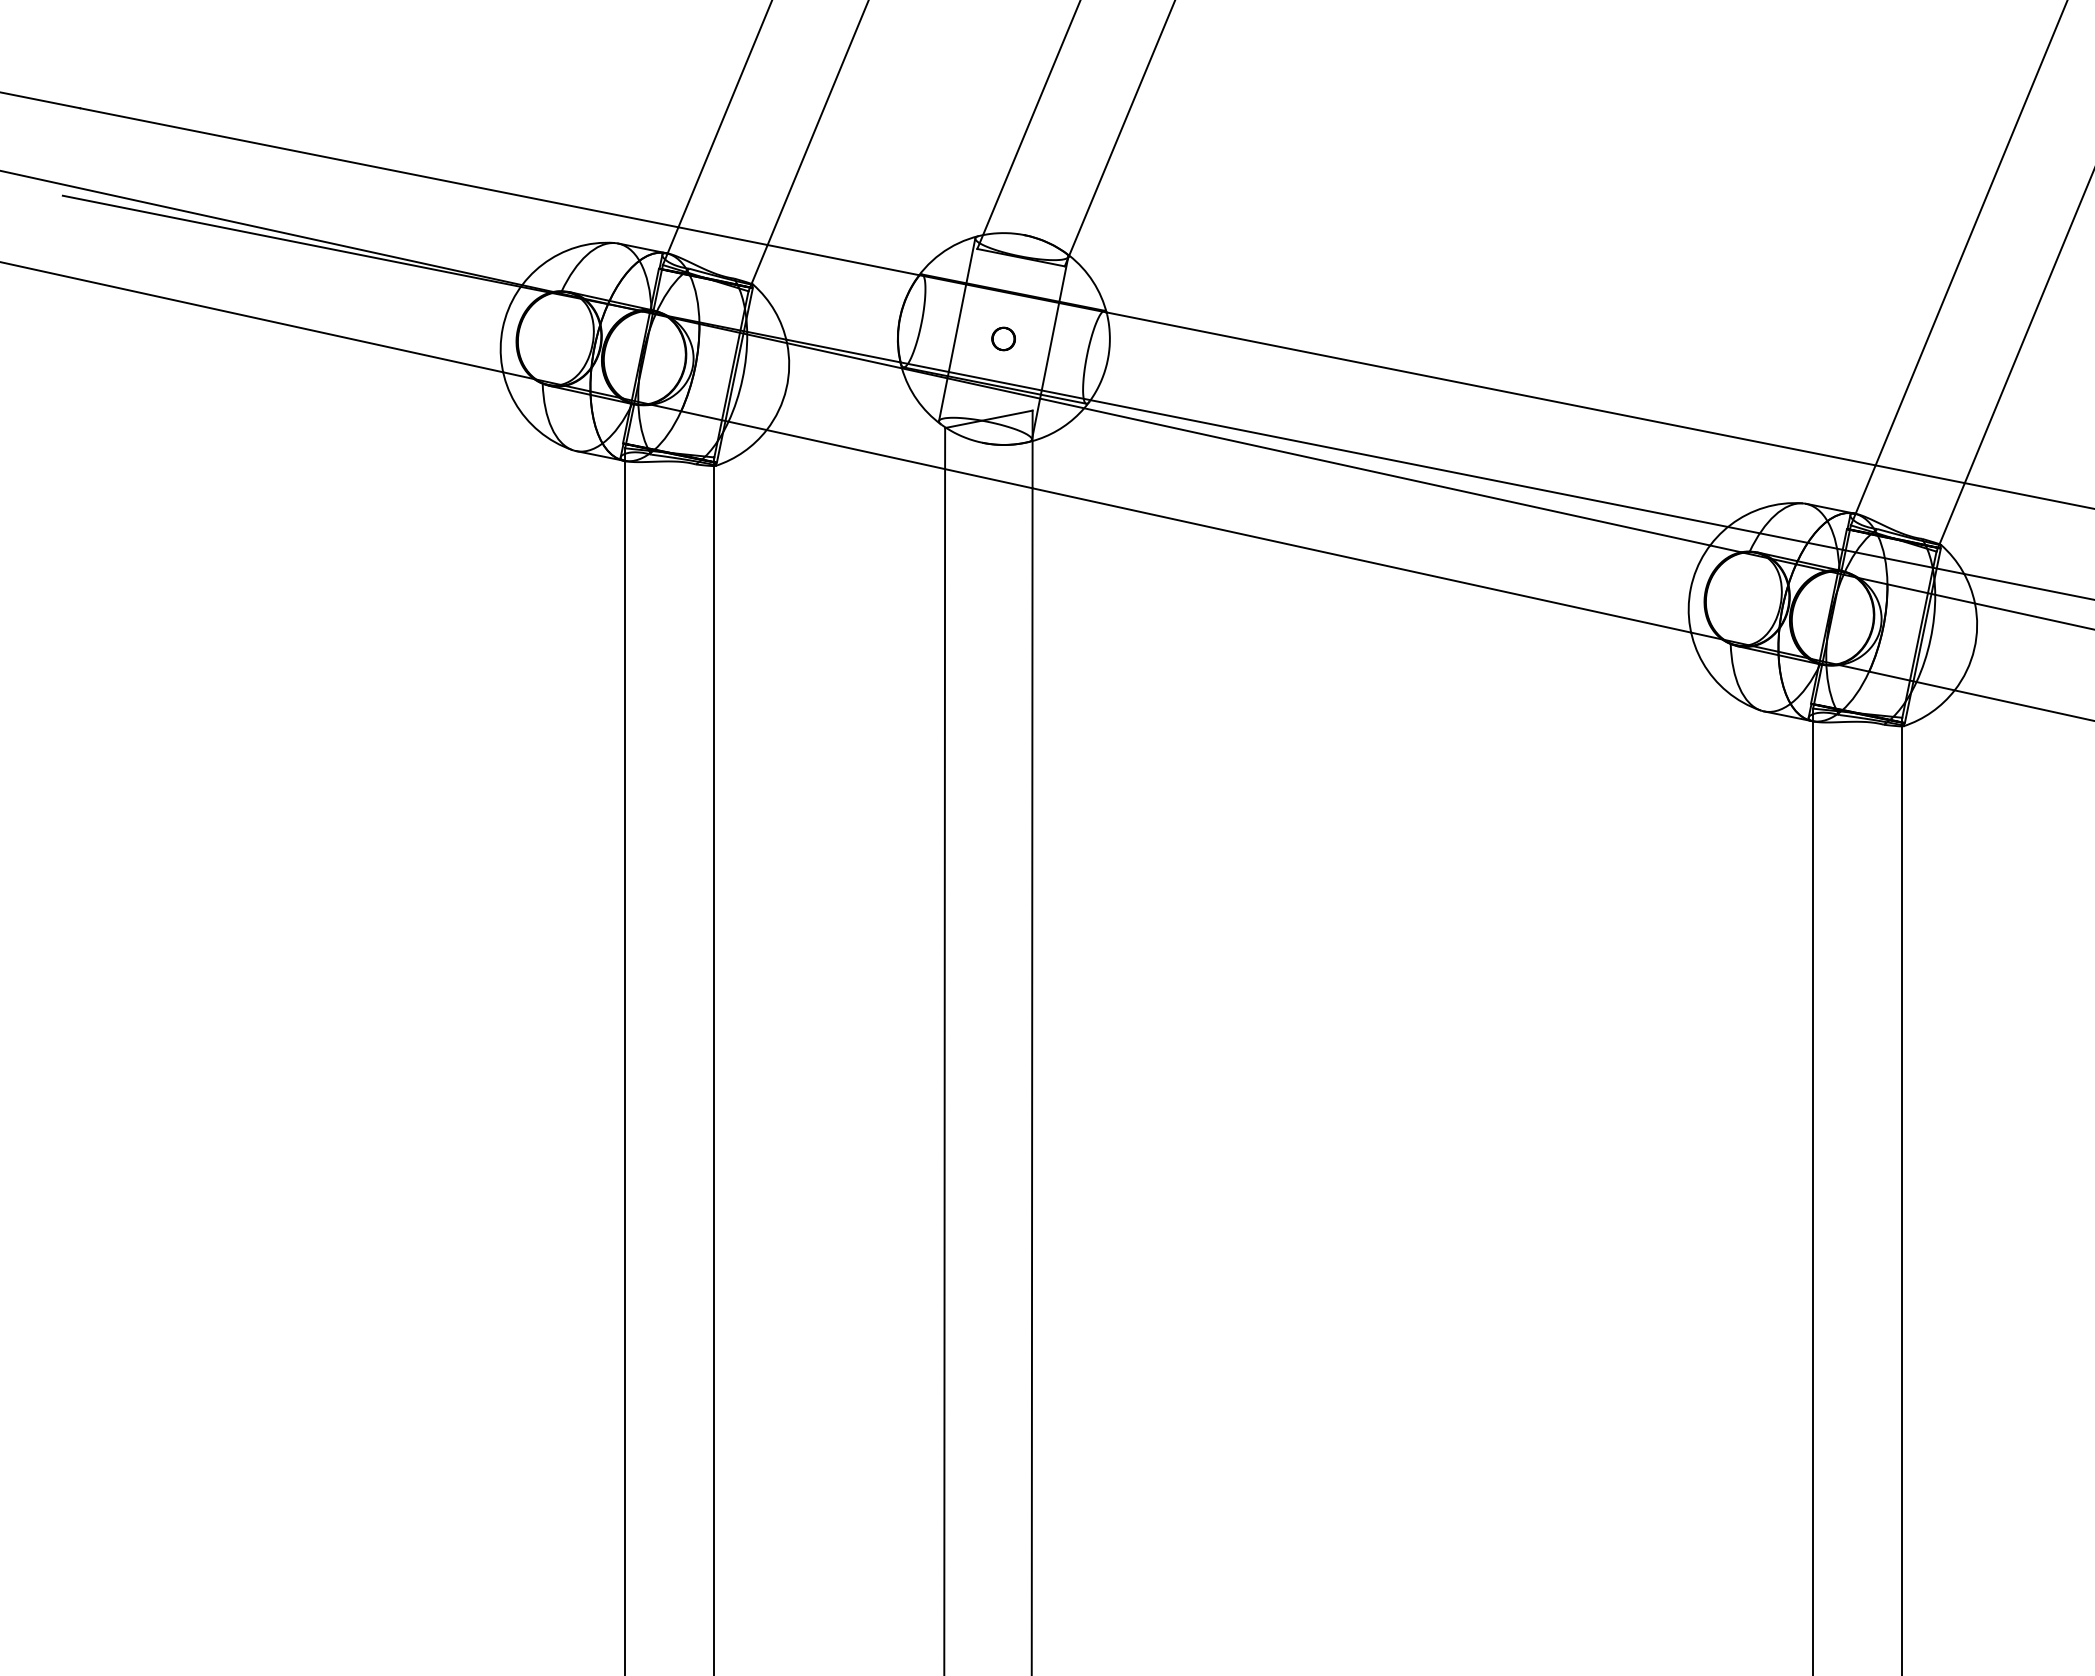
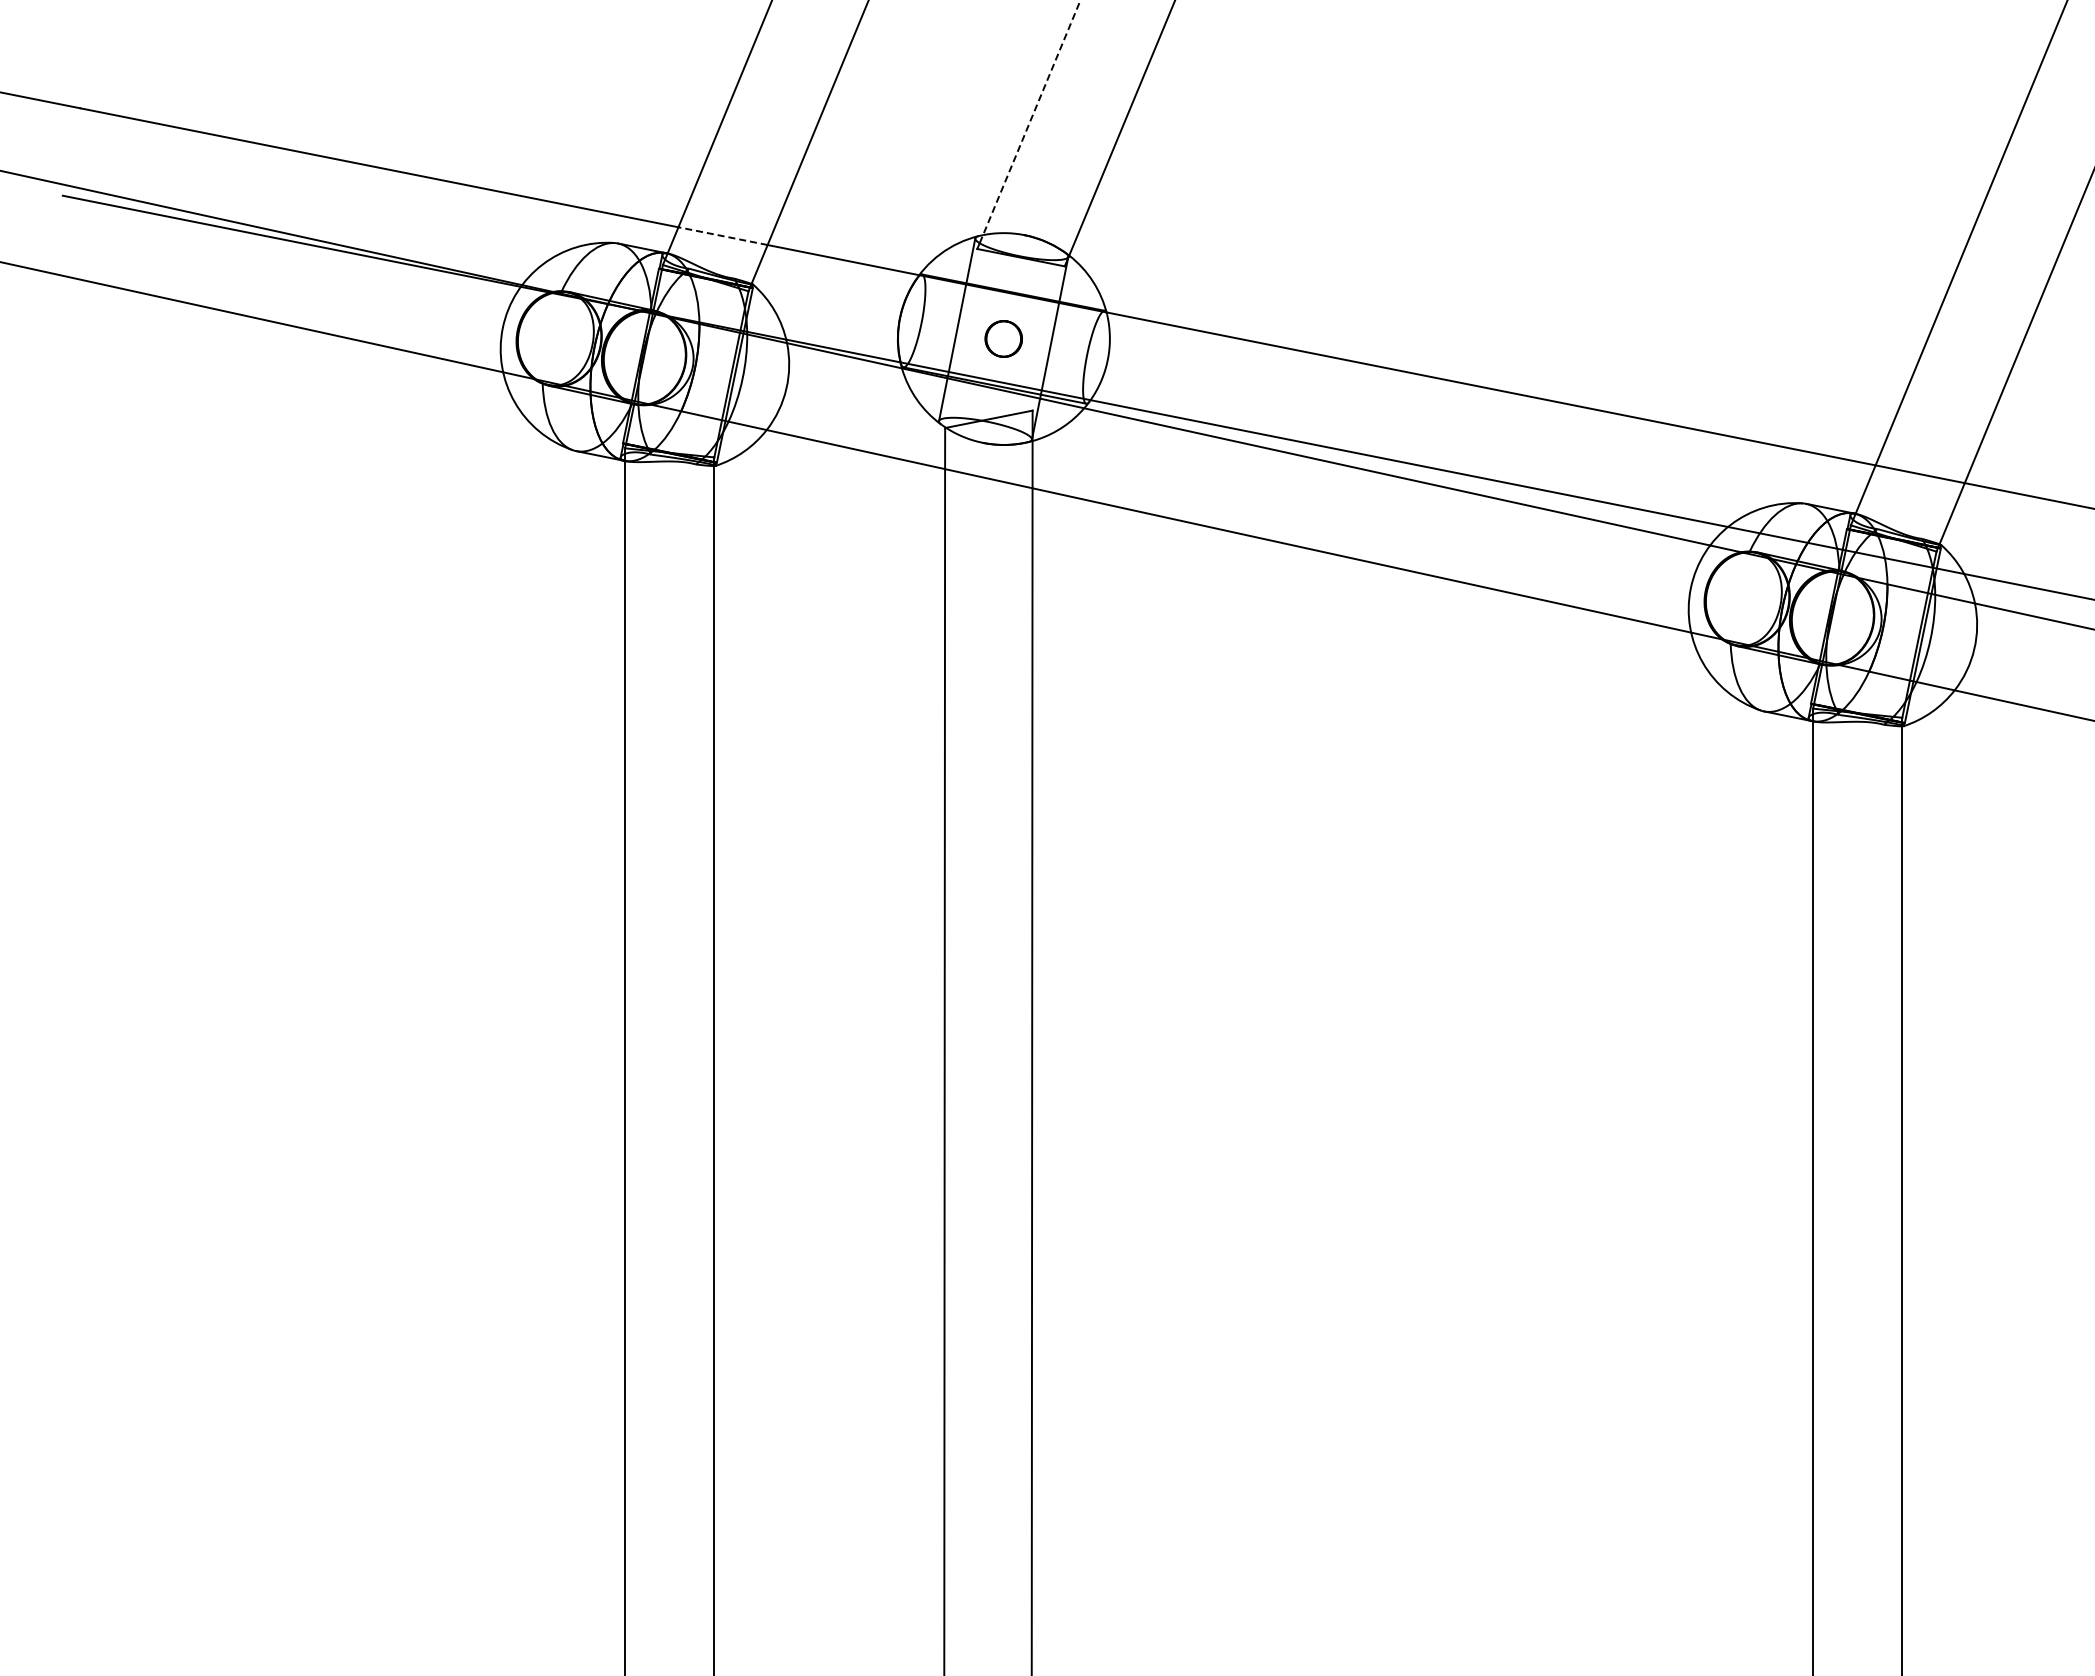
line: solid -> dashed (1030, 121)
line: solid -> dashed (722, 236)
part size: 25x26 px -> 39x38 px (1003, 338)
